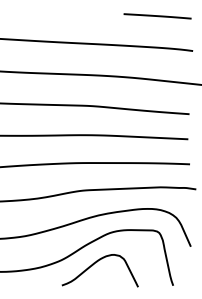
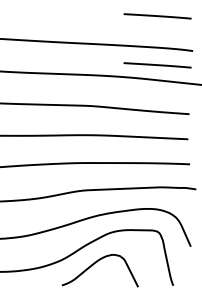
line: none -> present (157, 65)
